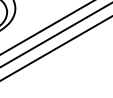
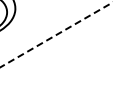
line: present -> none (46, 27)
line: solid -> dashed (56, 35)
line: present -> none (55, 48)
